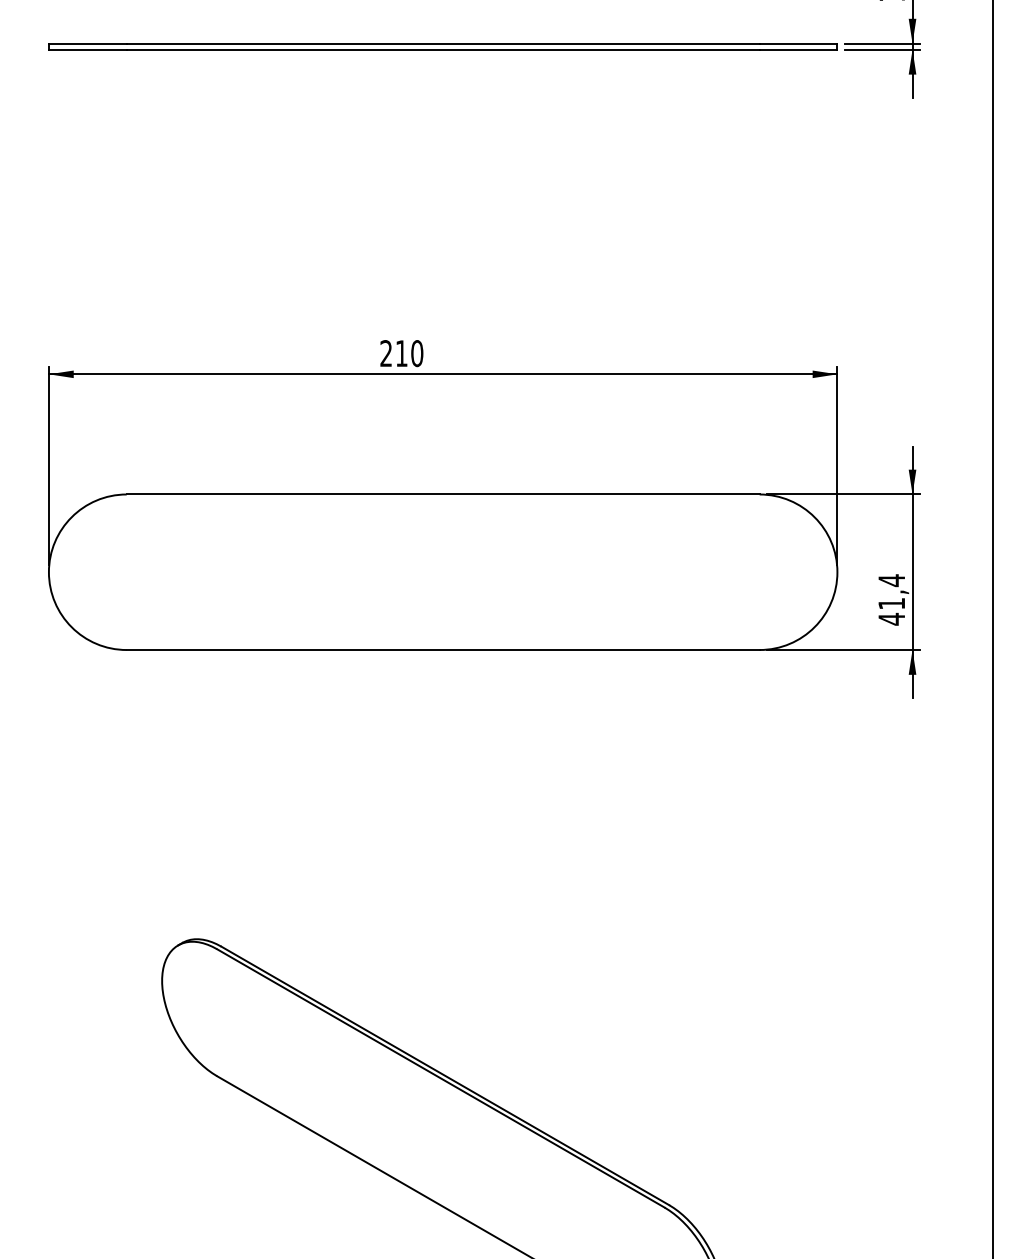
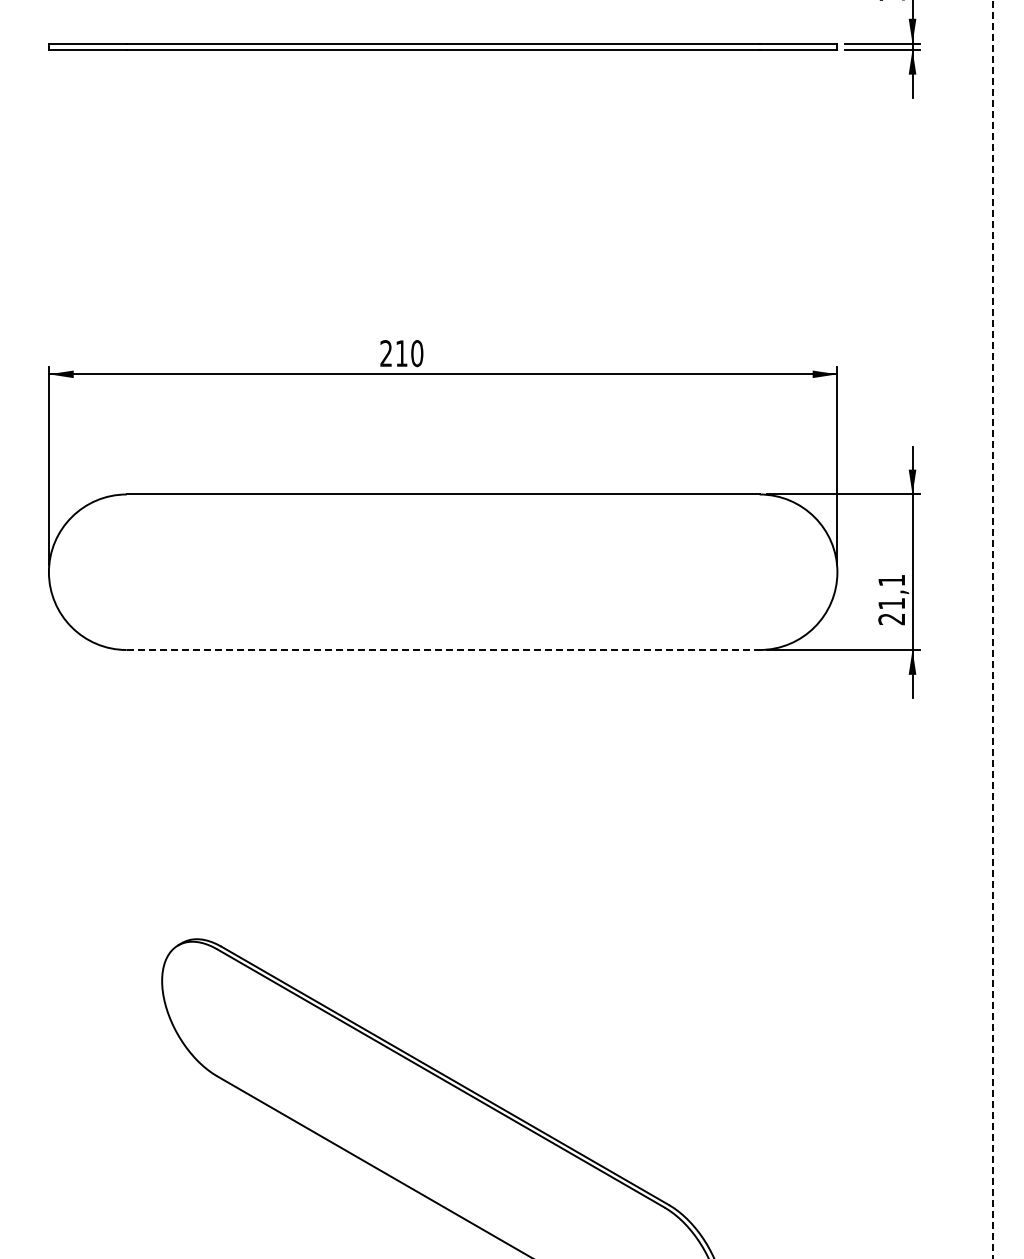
text: 41,4 -> 21,1 (891, 599)
line: solid -> dashed (992, 629)
line: solid -> dashed (443, 650)
